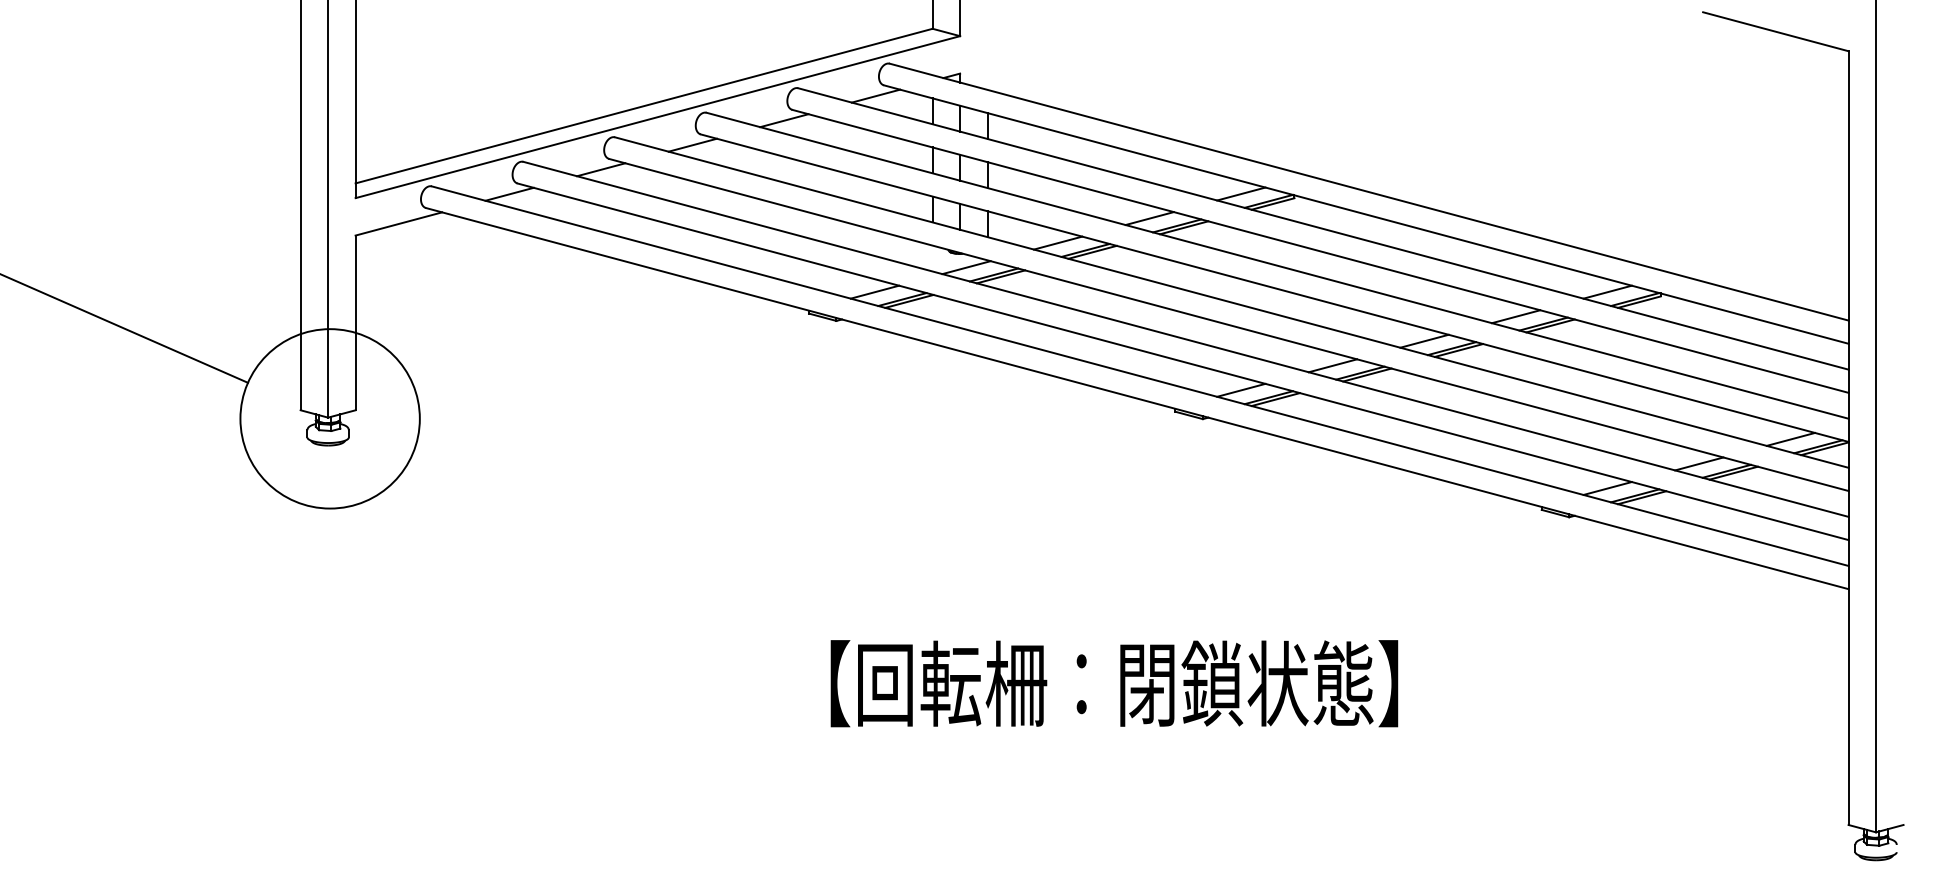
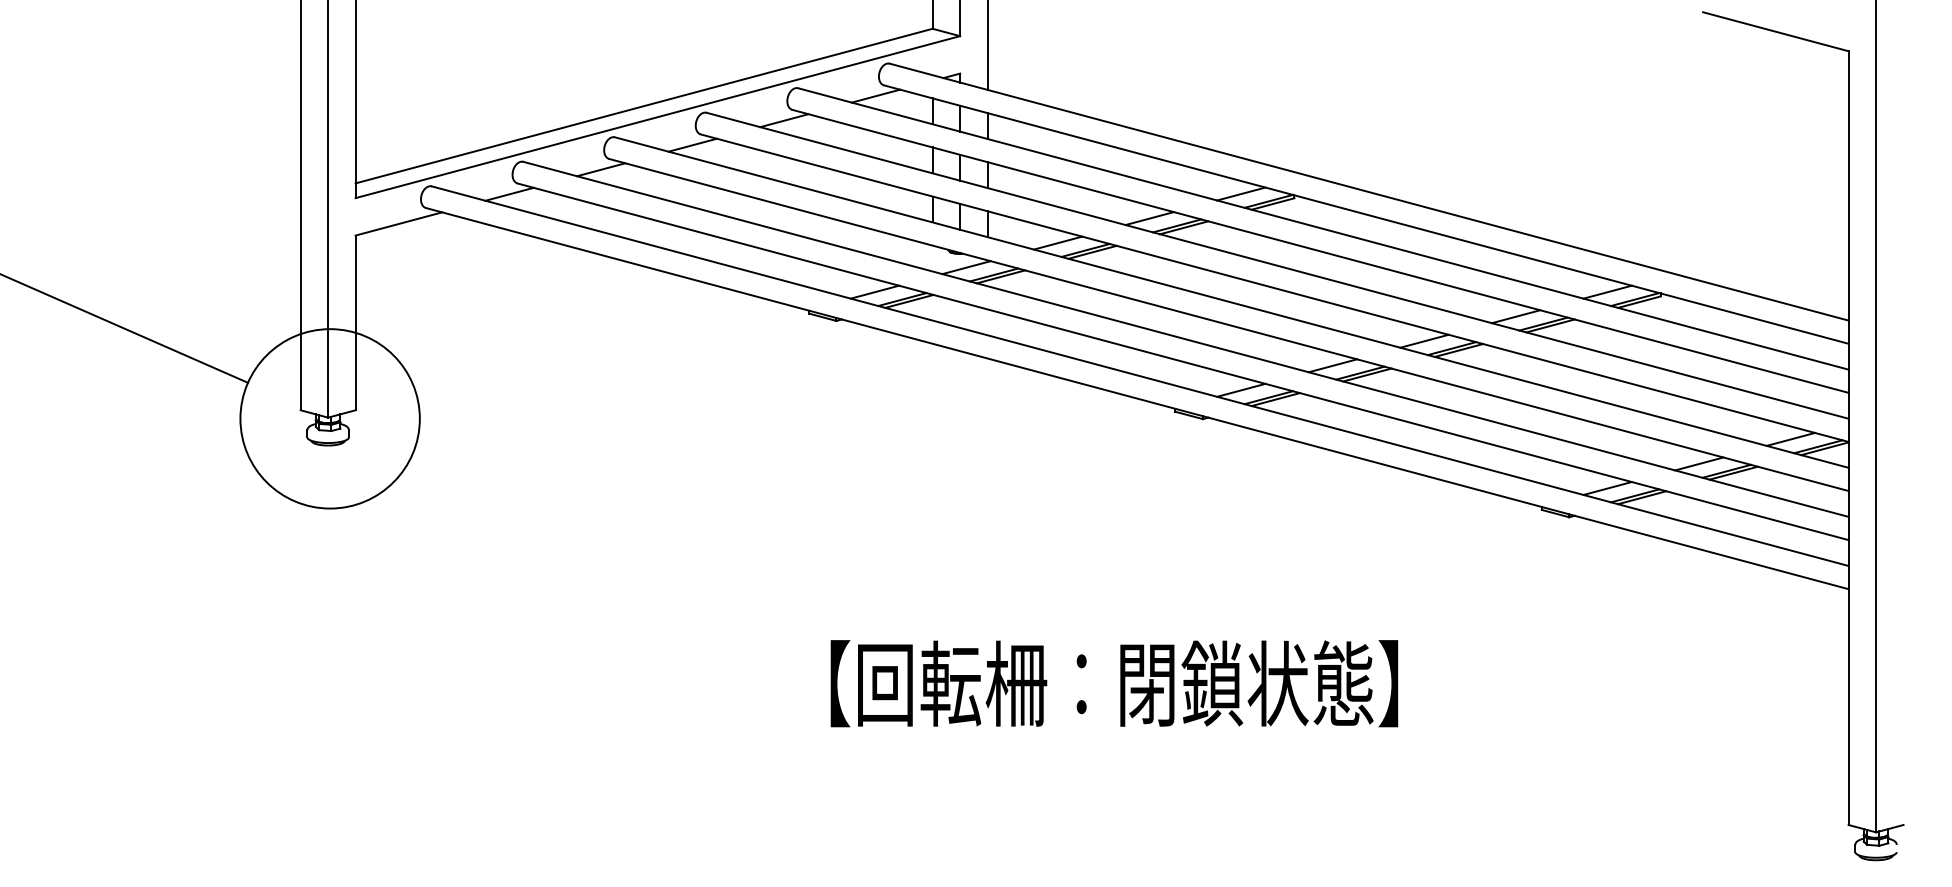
line: none -> present (987, 45)
